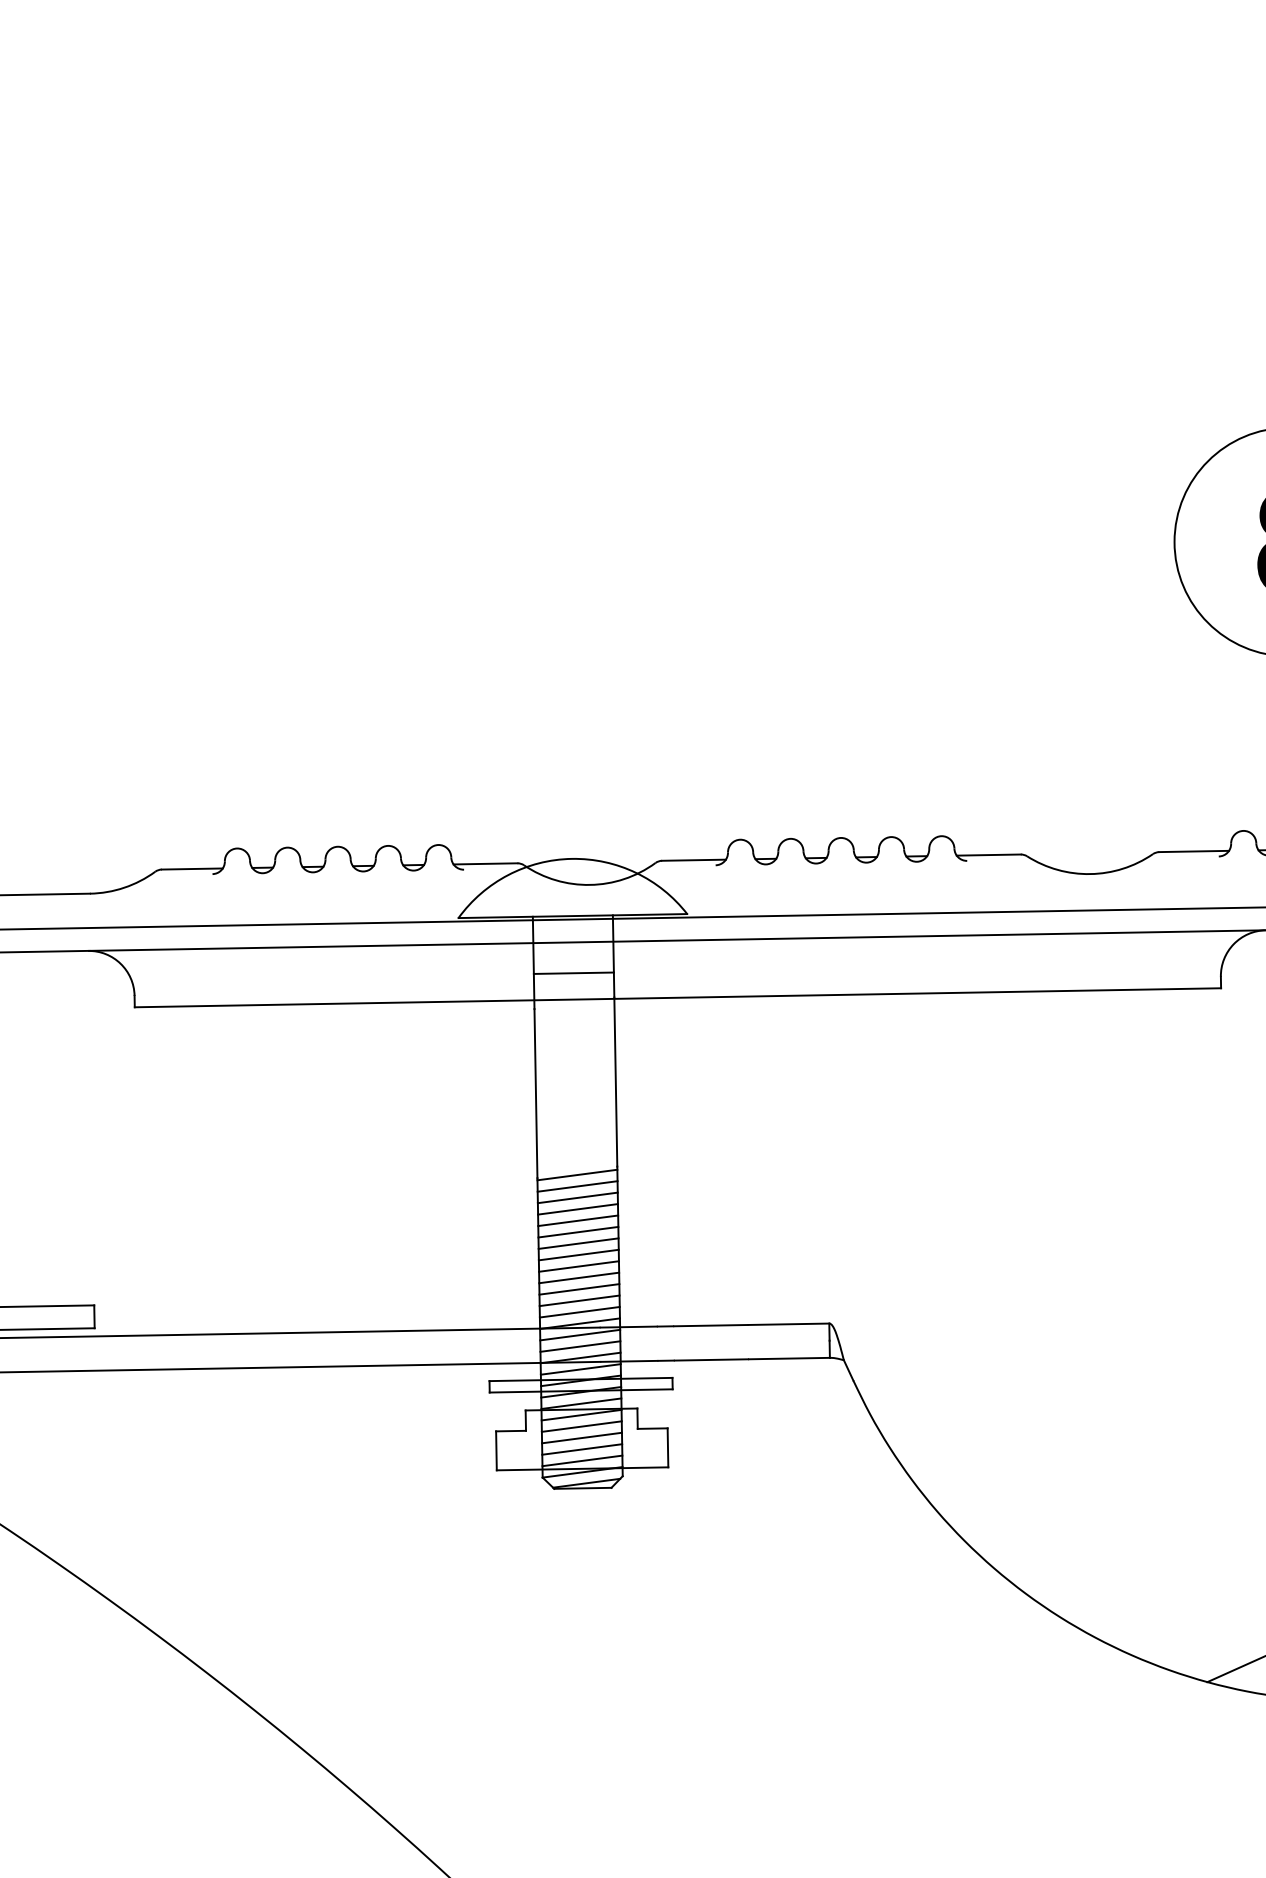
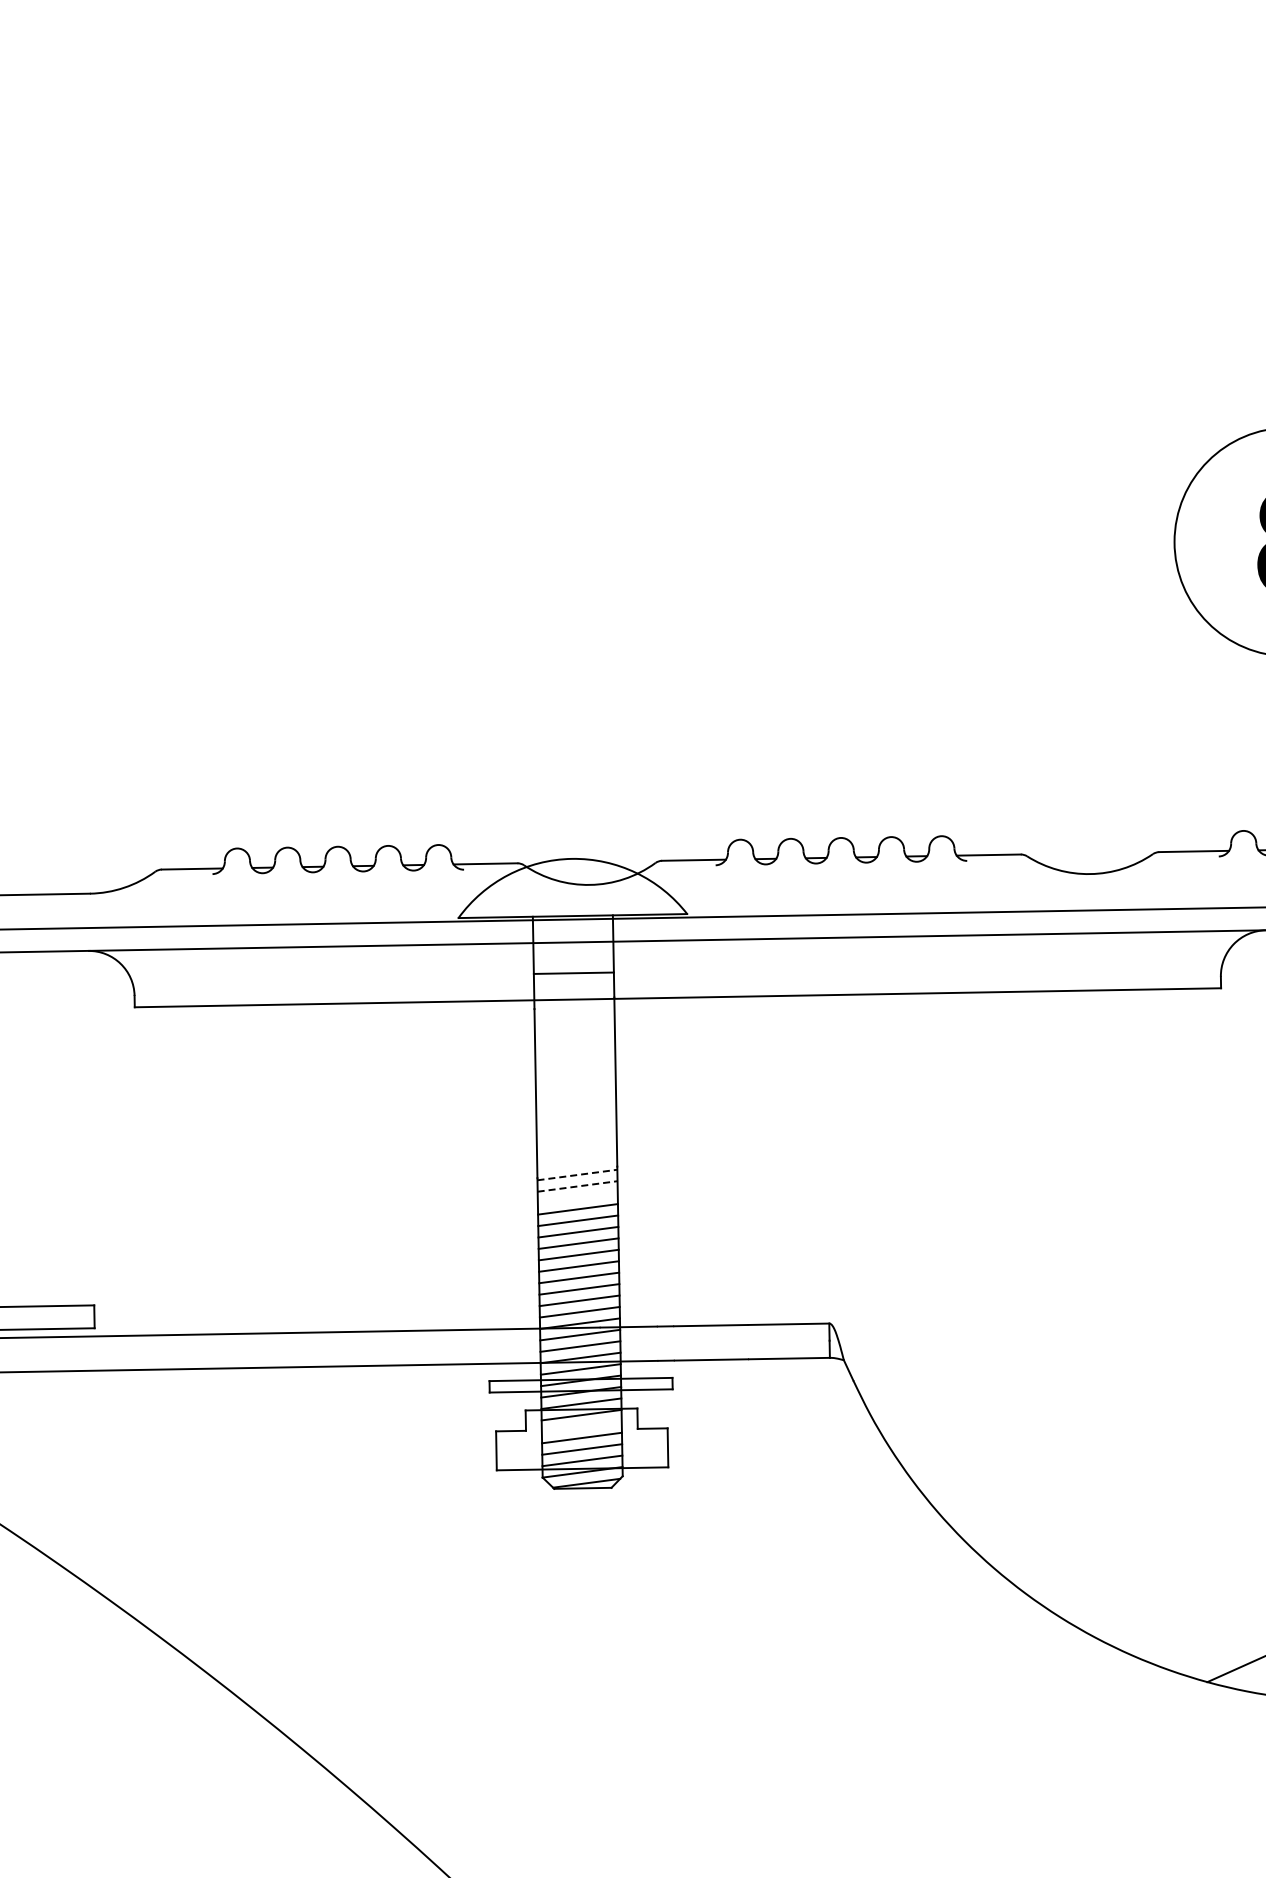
line: solid -> dashed (577, 1174)
line: solid -> dashed (578, 1186)
line: present -> none (577, 1197)
line: present -> none (581, 1426)
